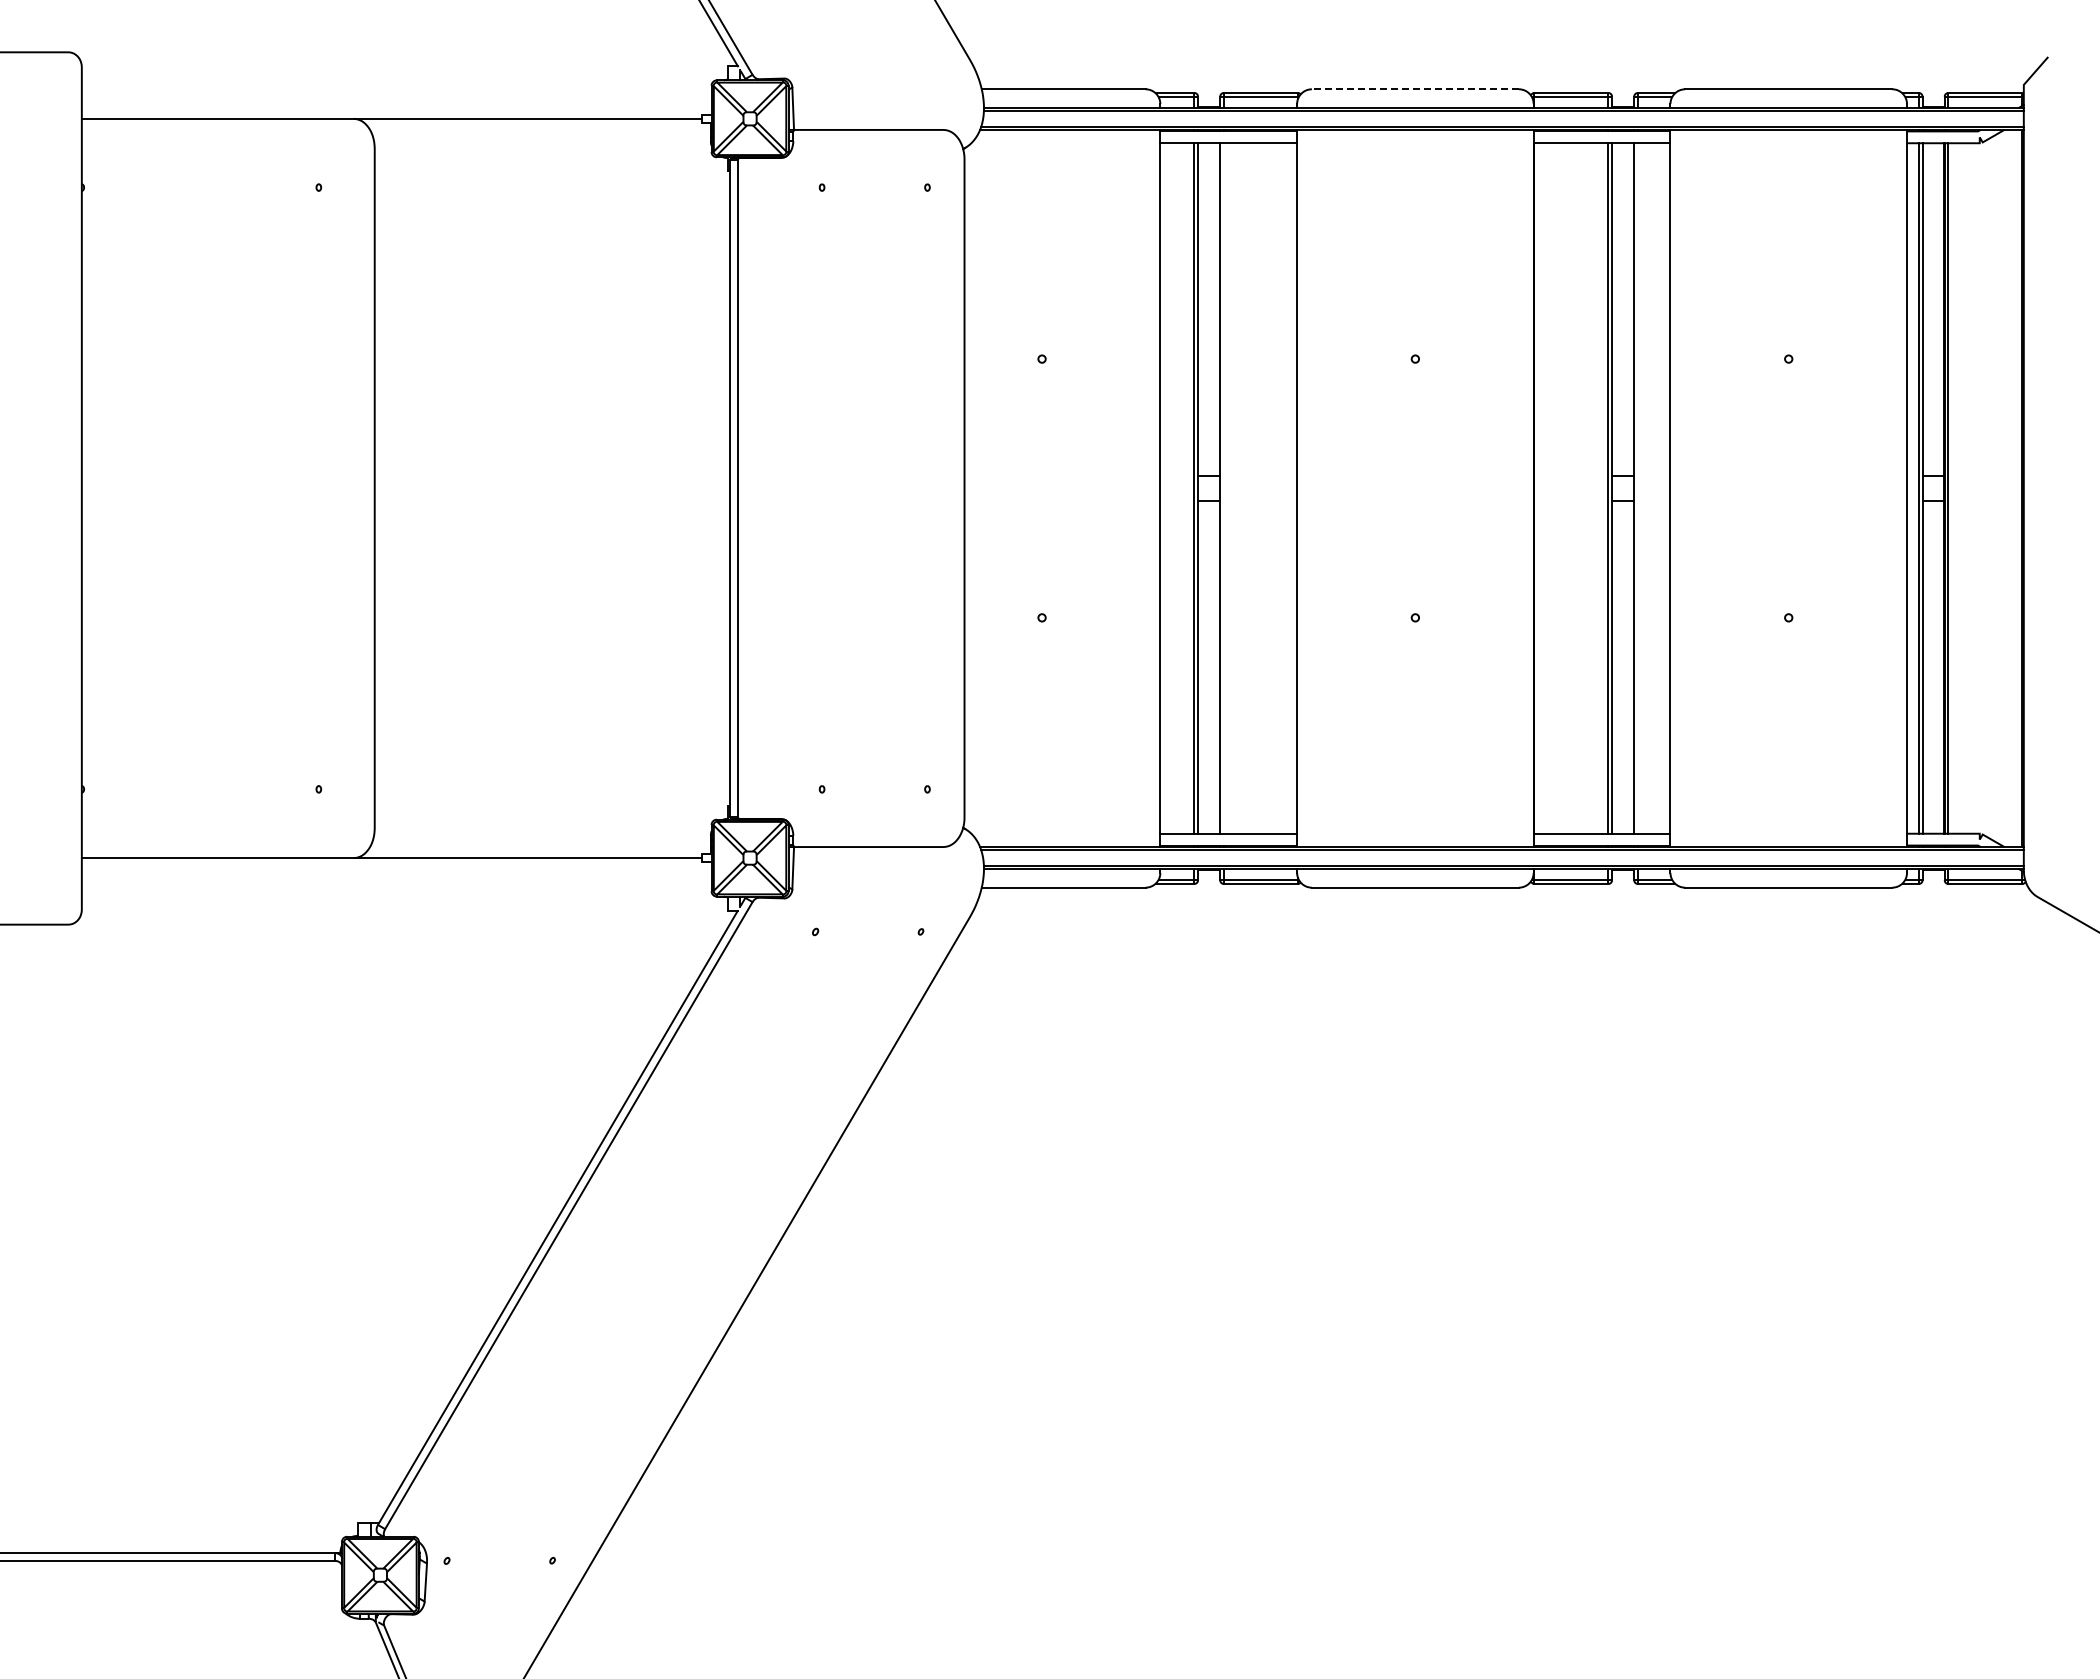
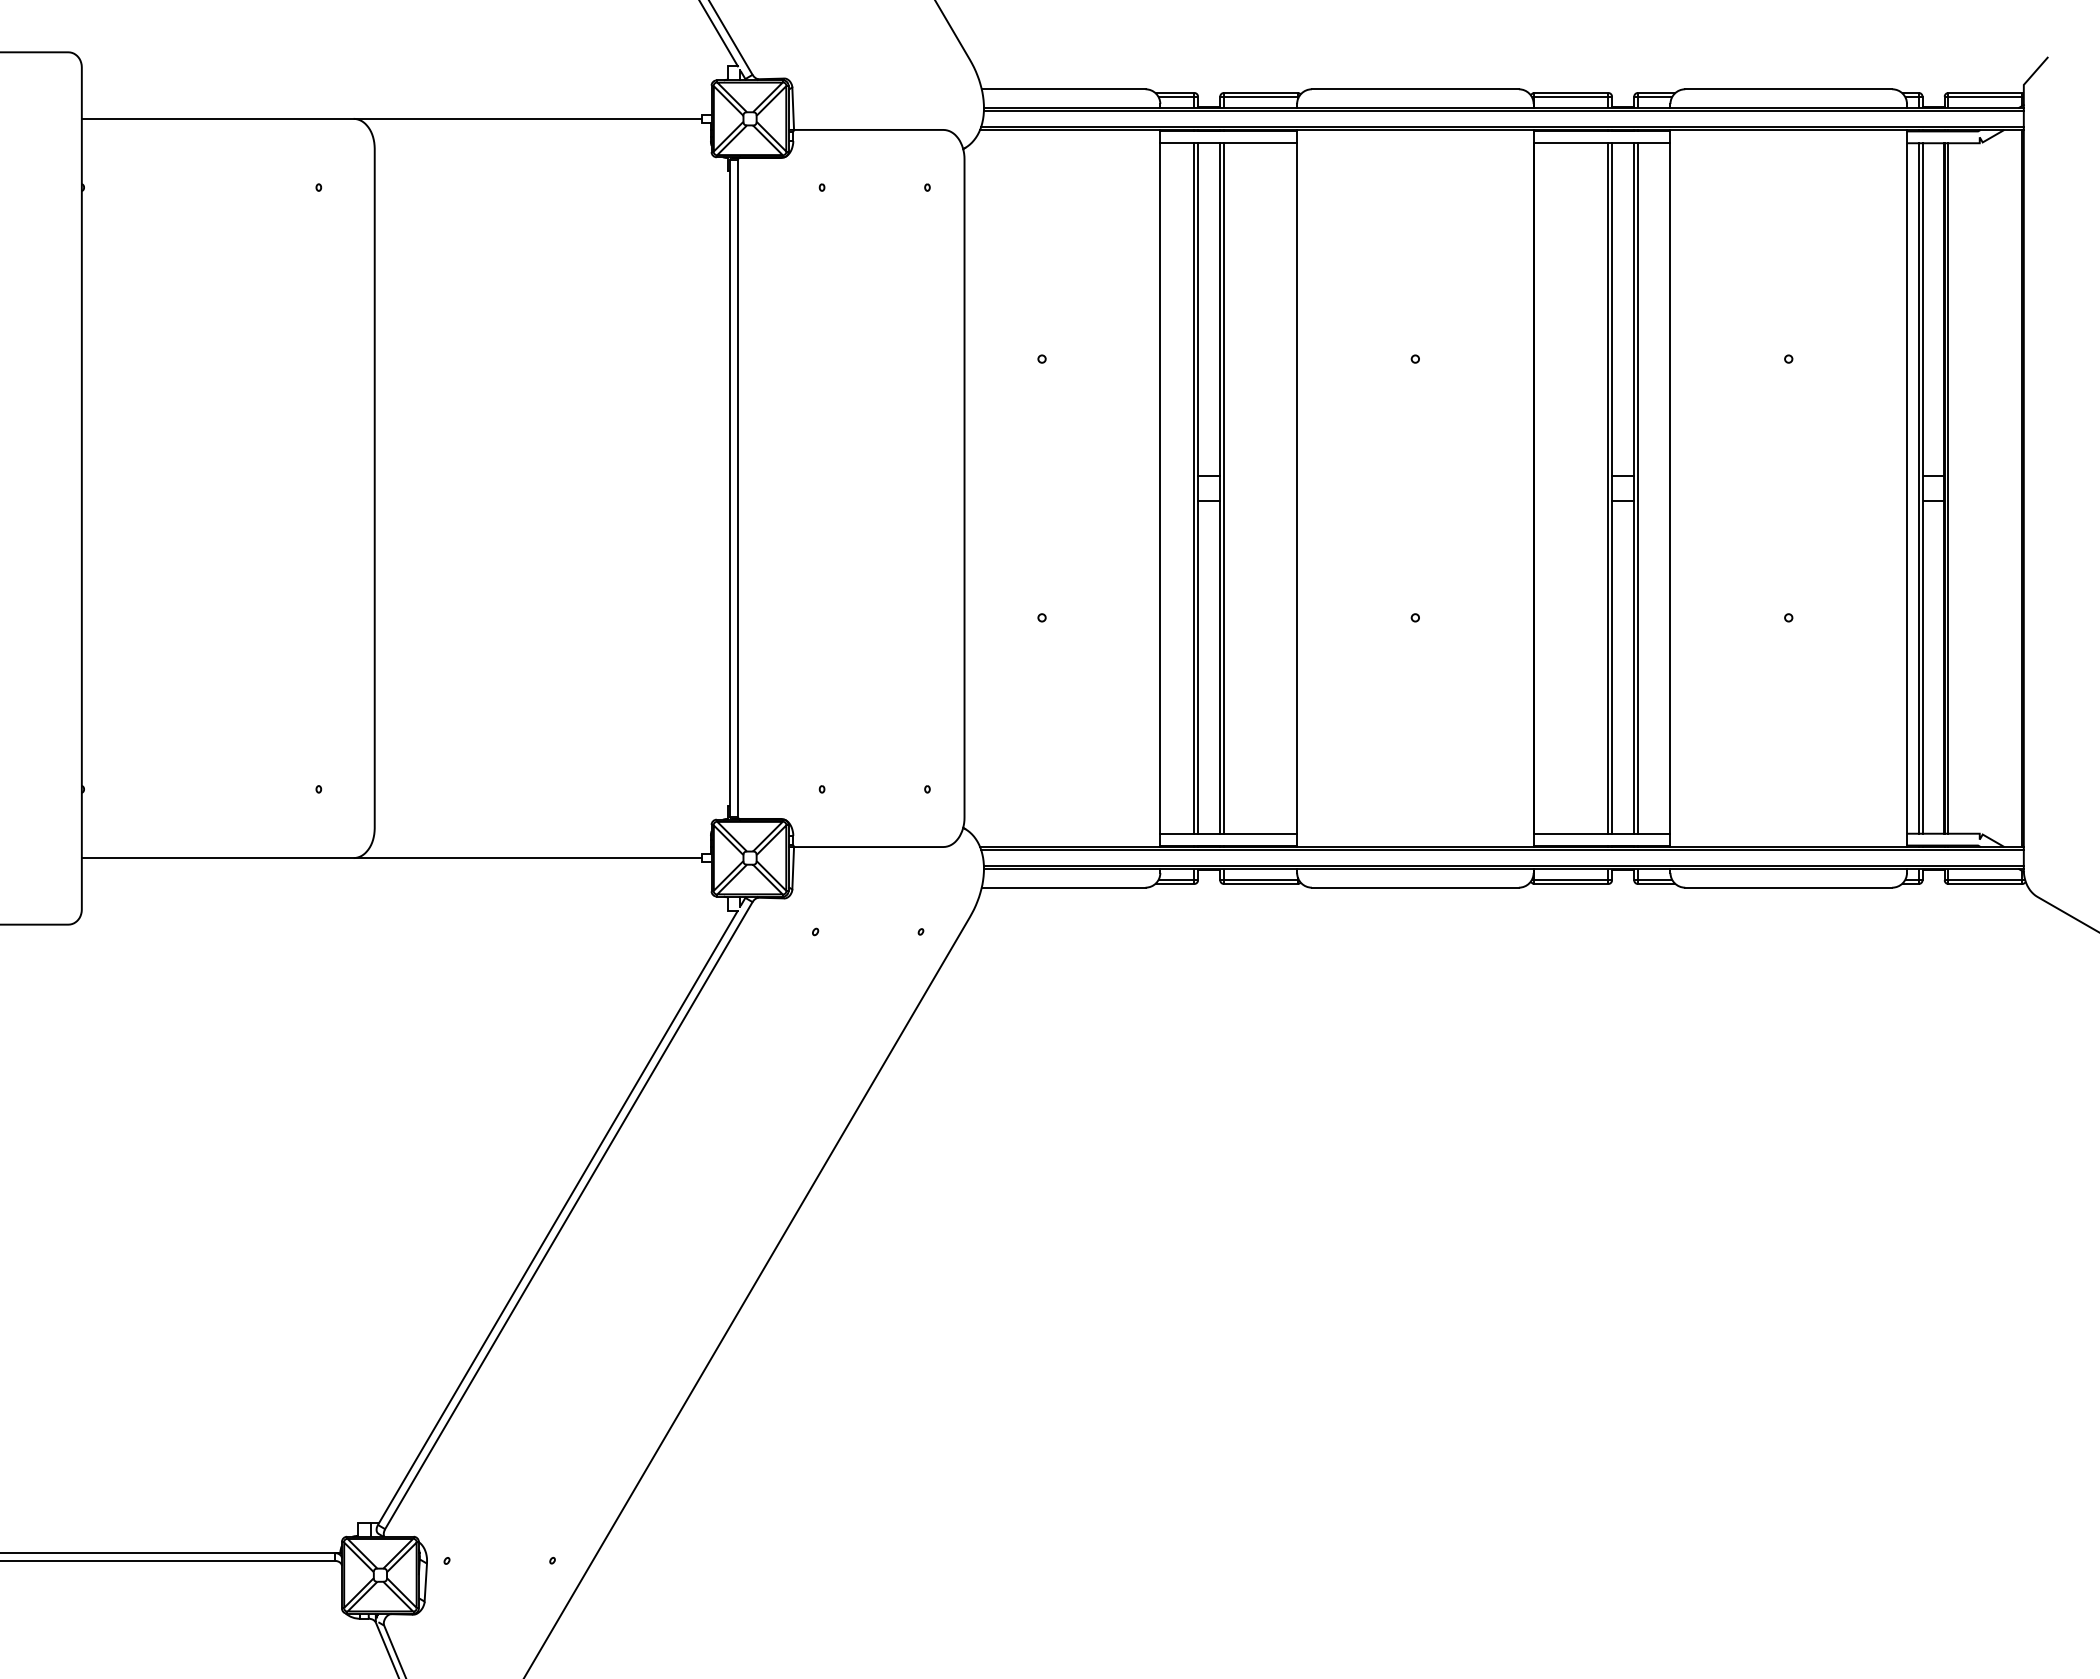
line: dashed -> solid (1414, 89)
line: none -> present (1223, 488)
line: none -> present (1637, 488)
